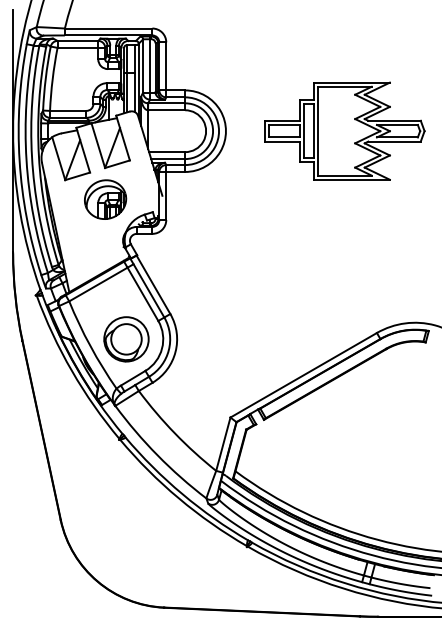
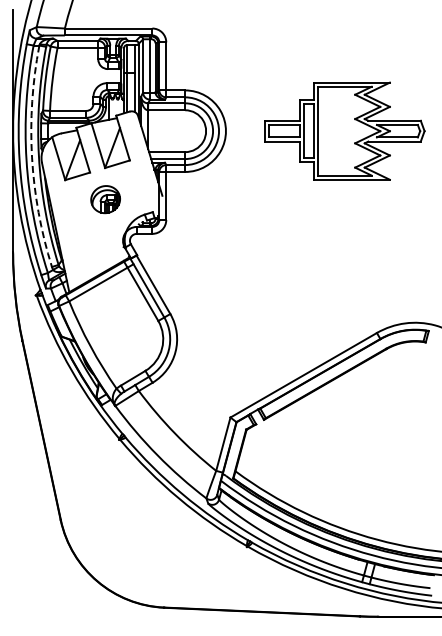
arc: solid -> dashed (32, 157)
part size: 44x41 px -> 31x30 px (105, 199)
part: present -> none (126, 339)
